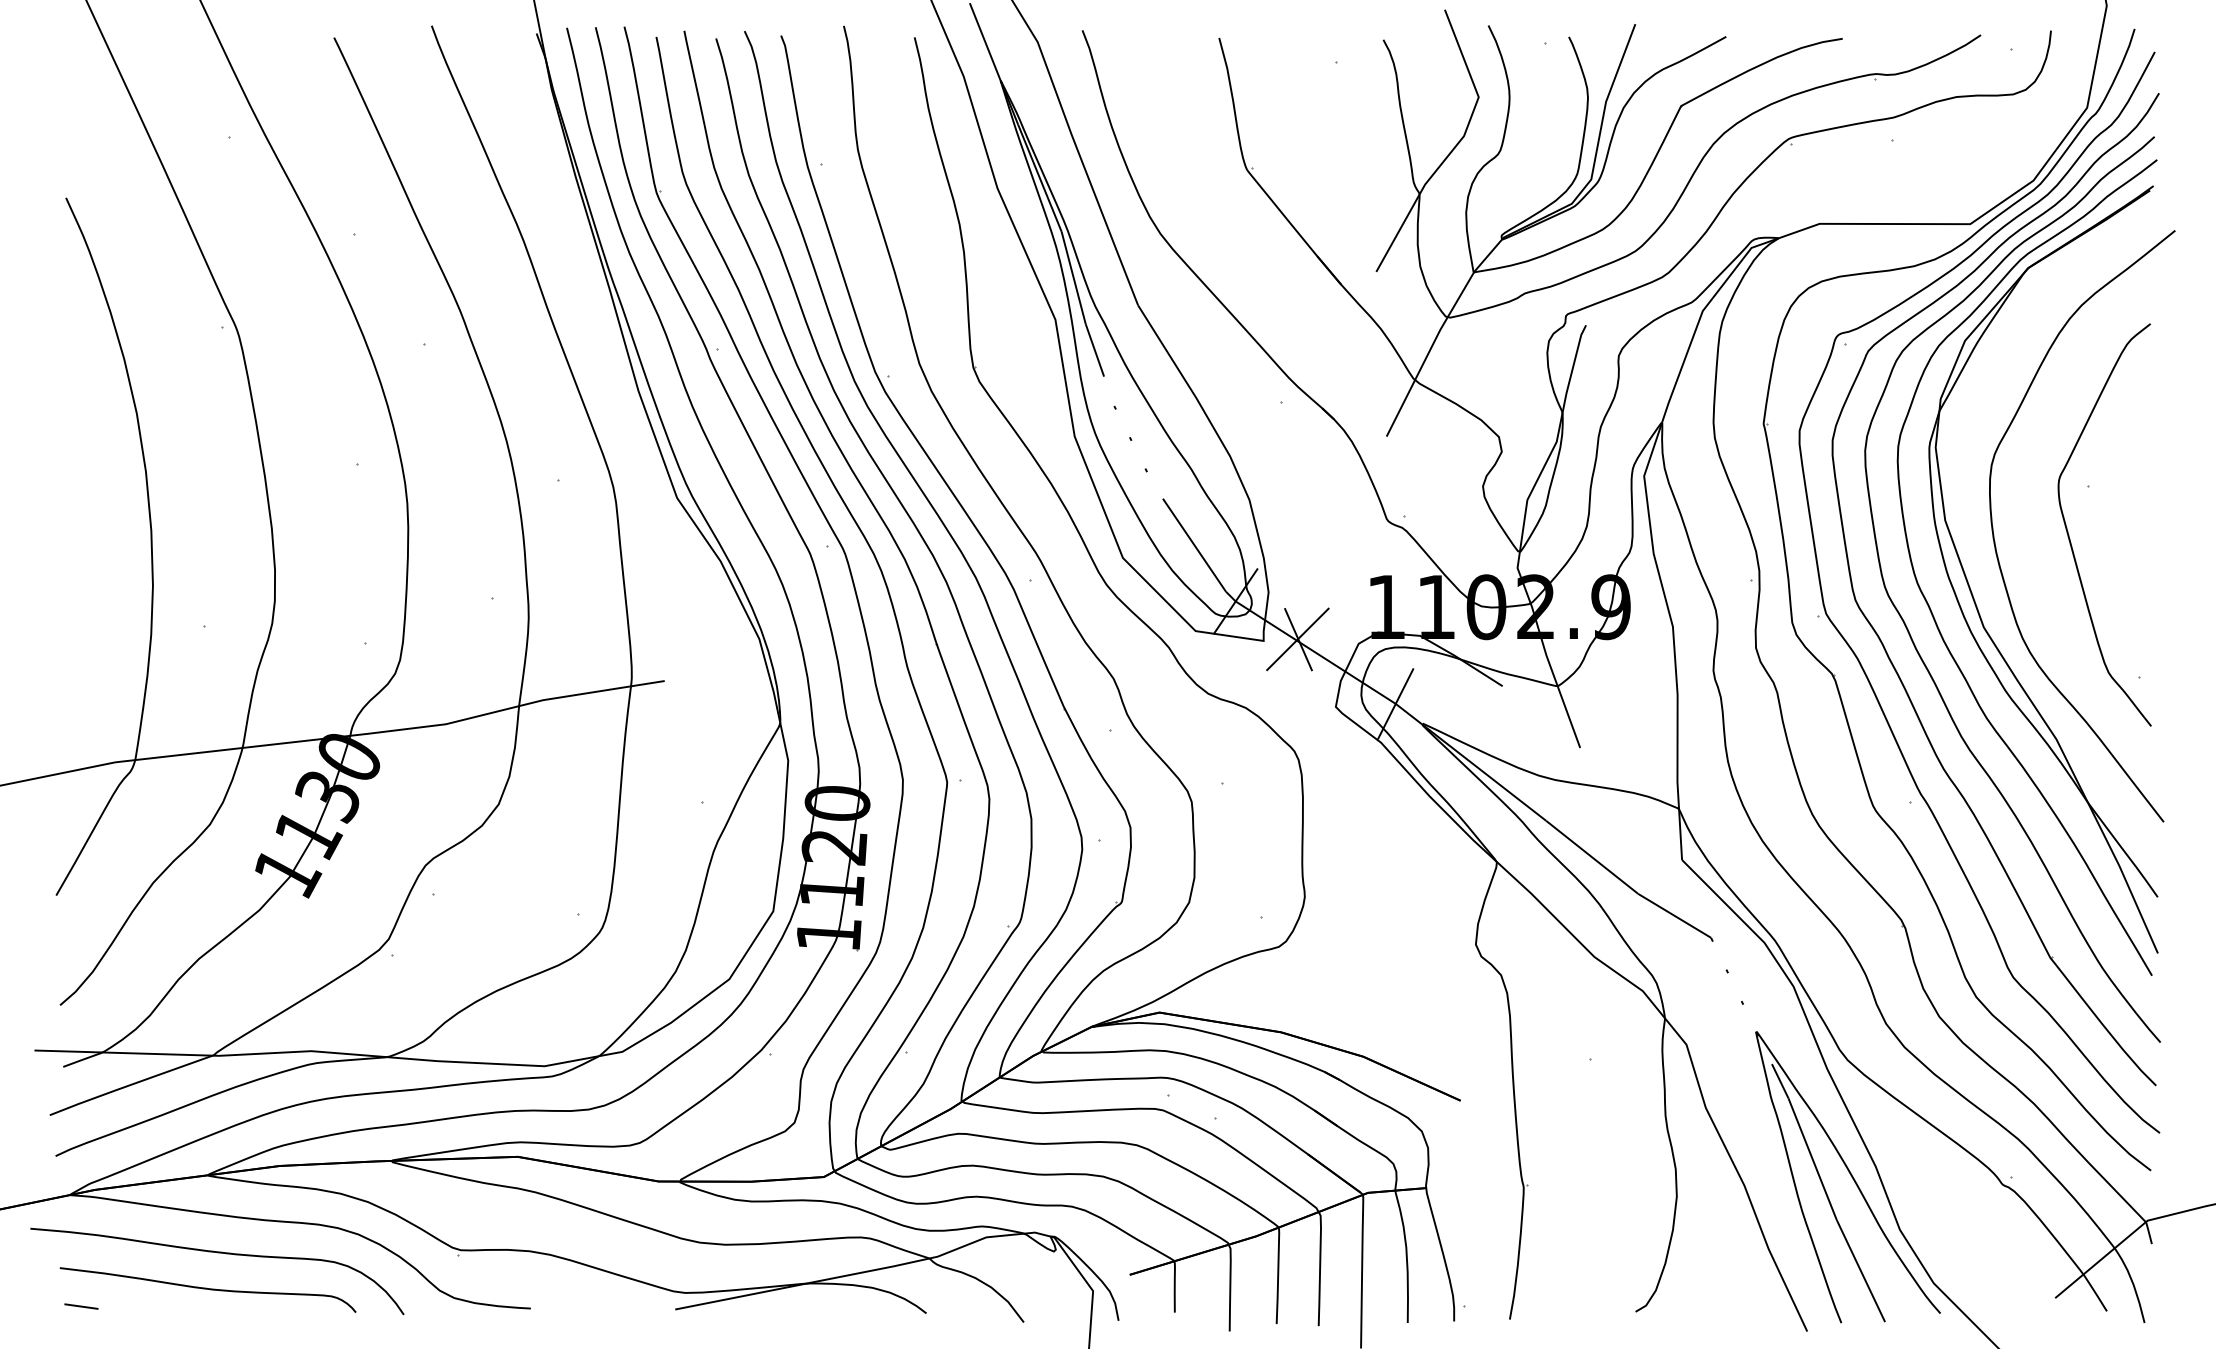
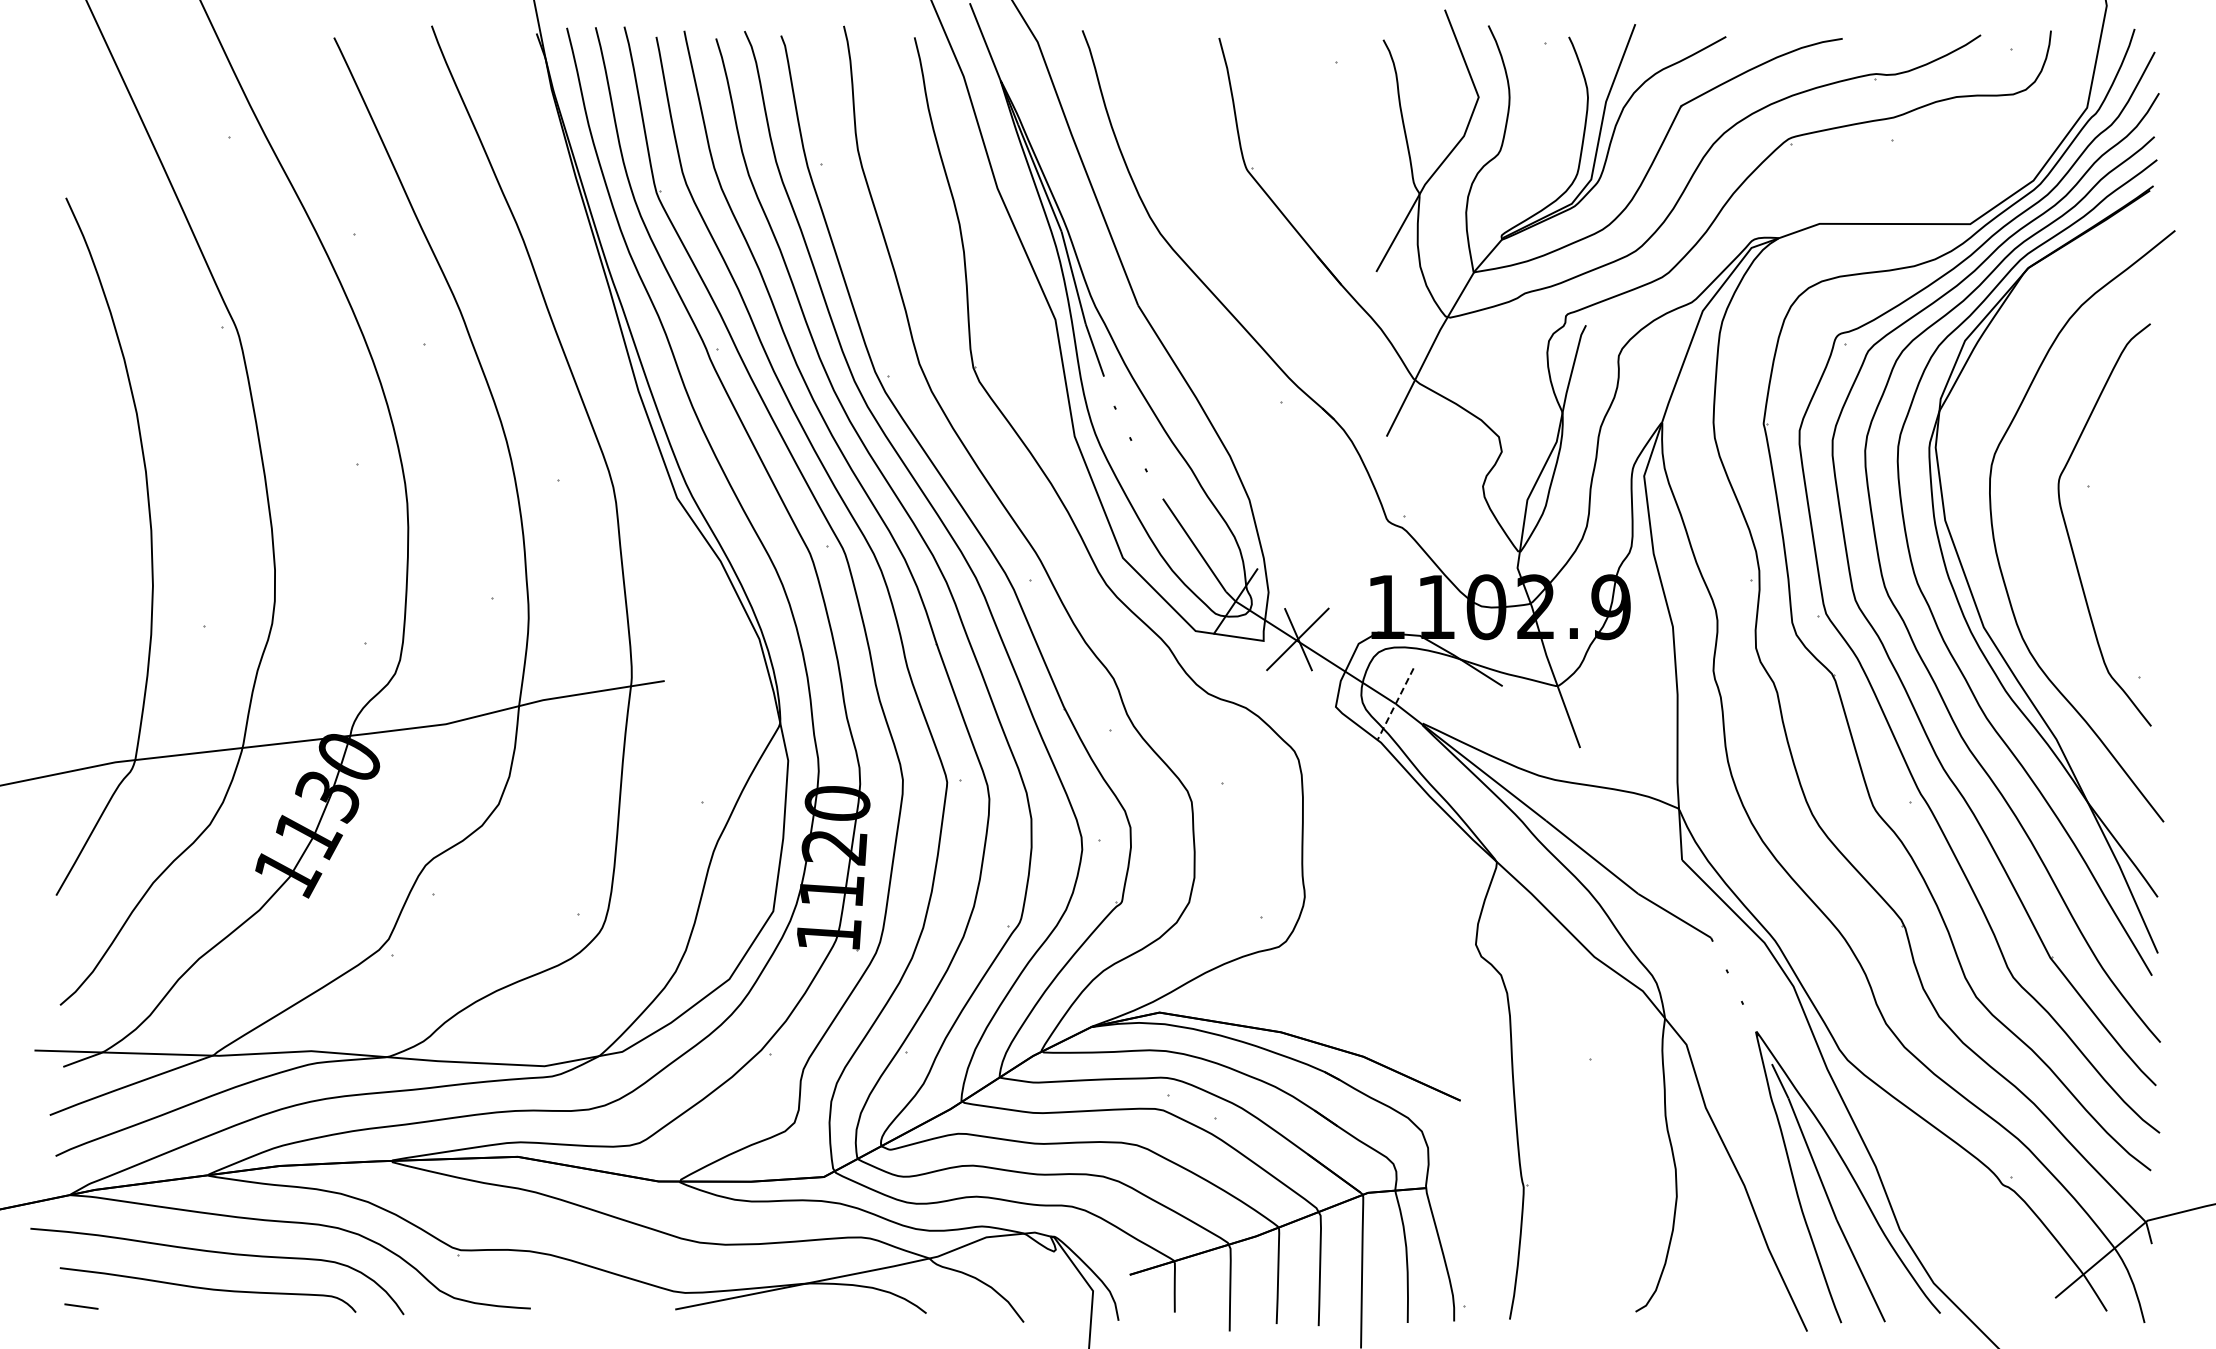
line: solid -> dashed (1395, 703)
